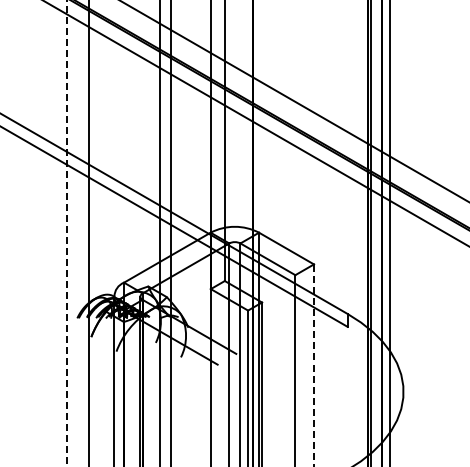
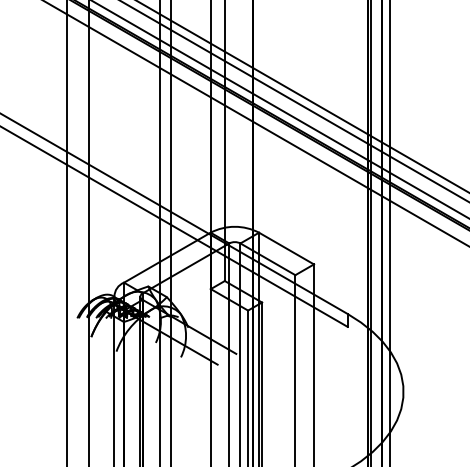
line: none -> present (302, 96)
line: none -> present (280, 109)
line: dashed -> solid (66, 232)
line: dashed -> solid (314, 365)
